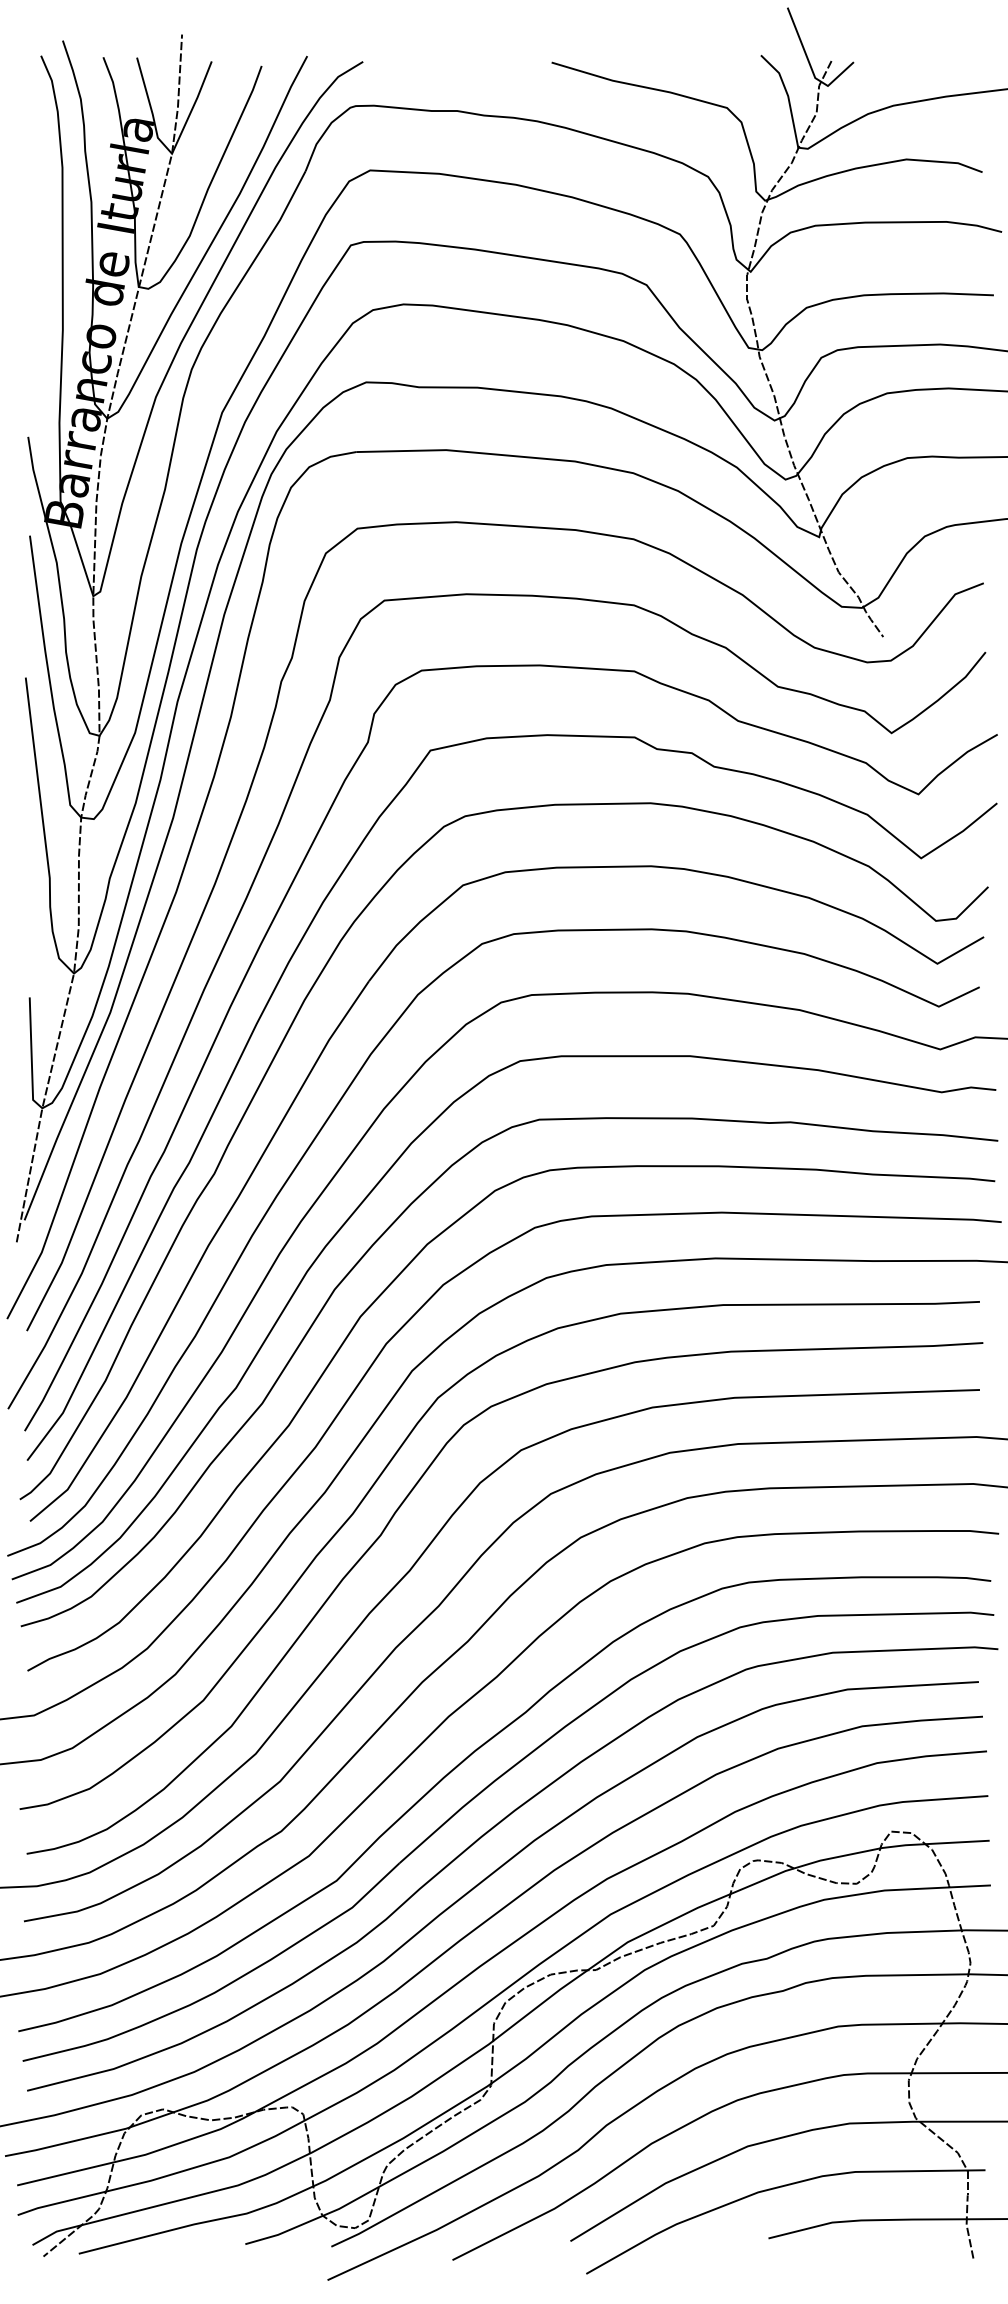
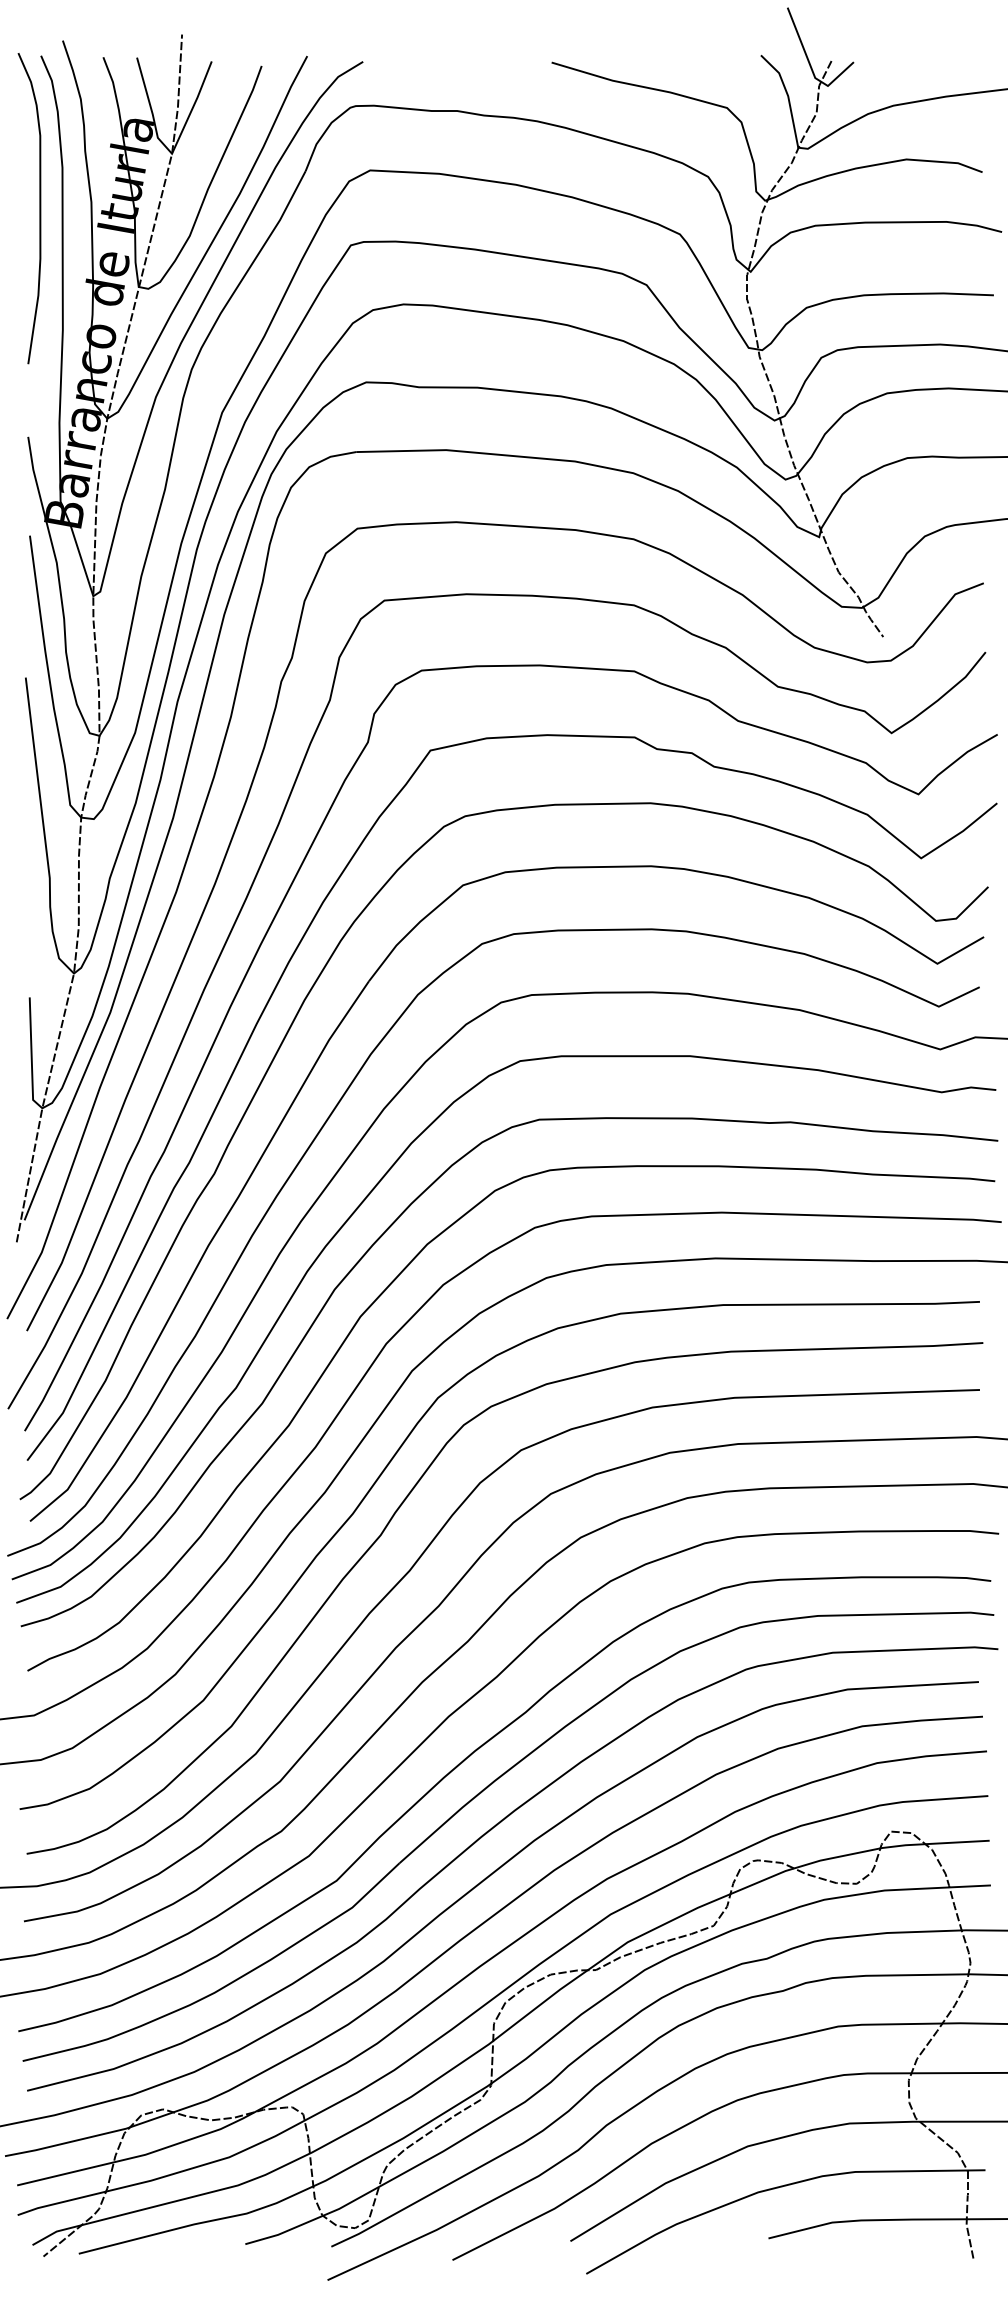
curve: none -> present (39, 208)
